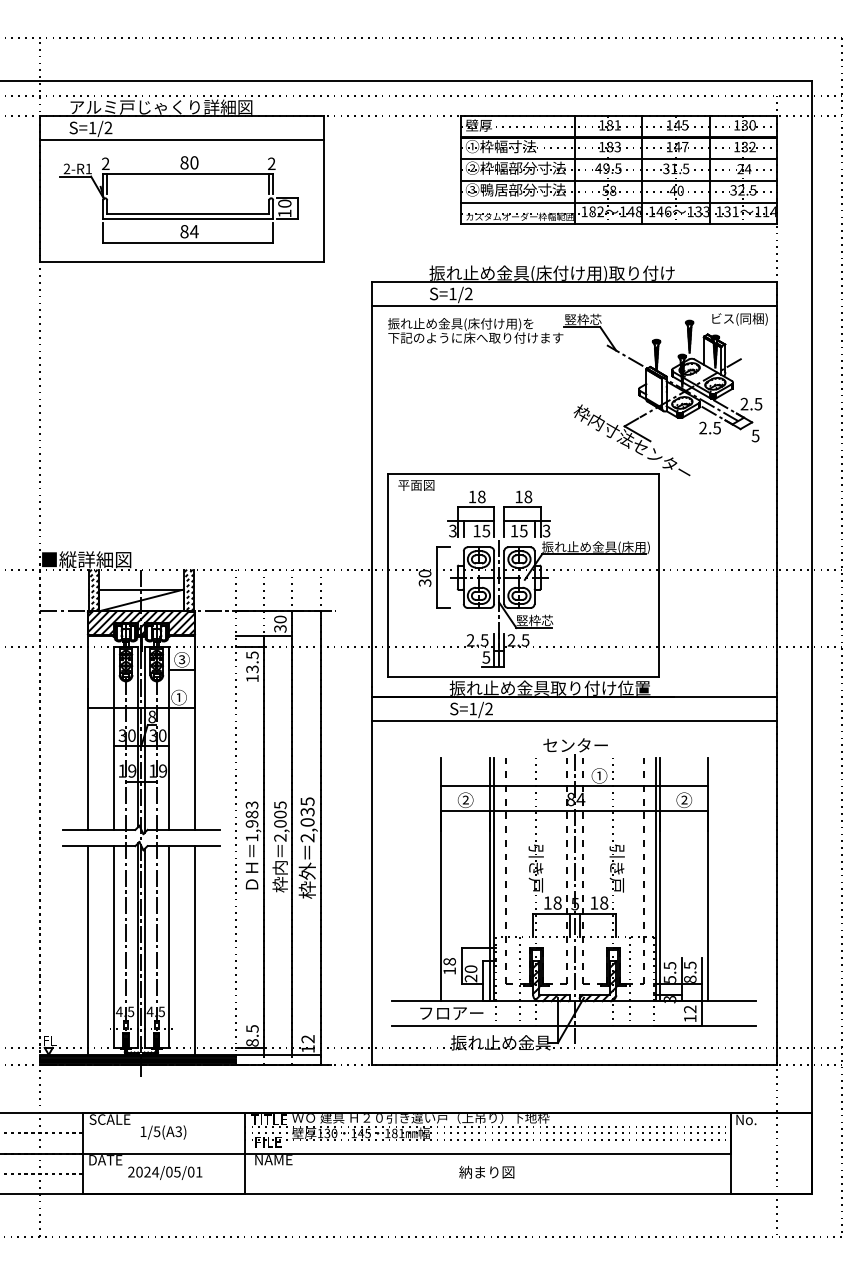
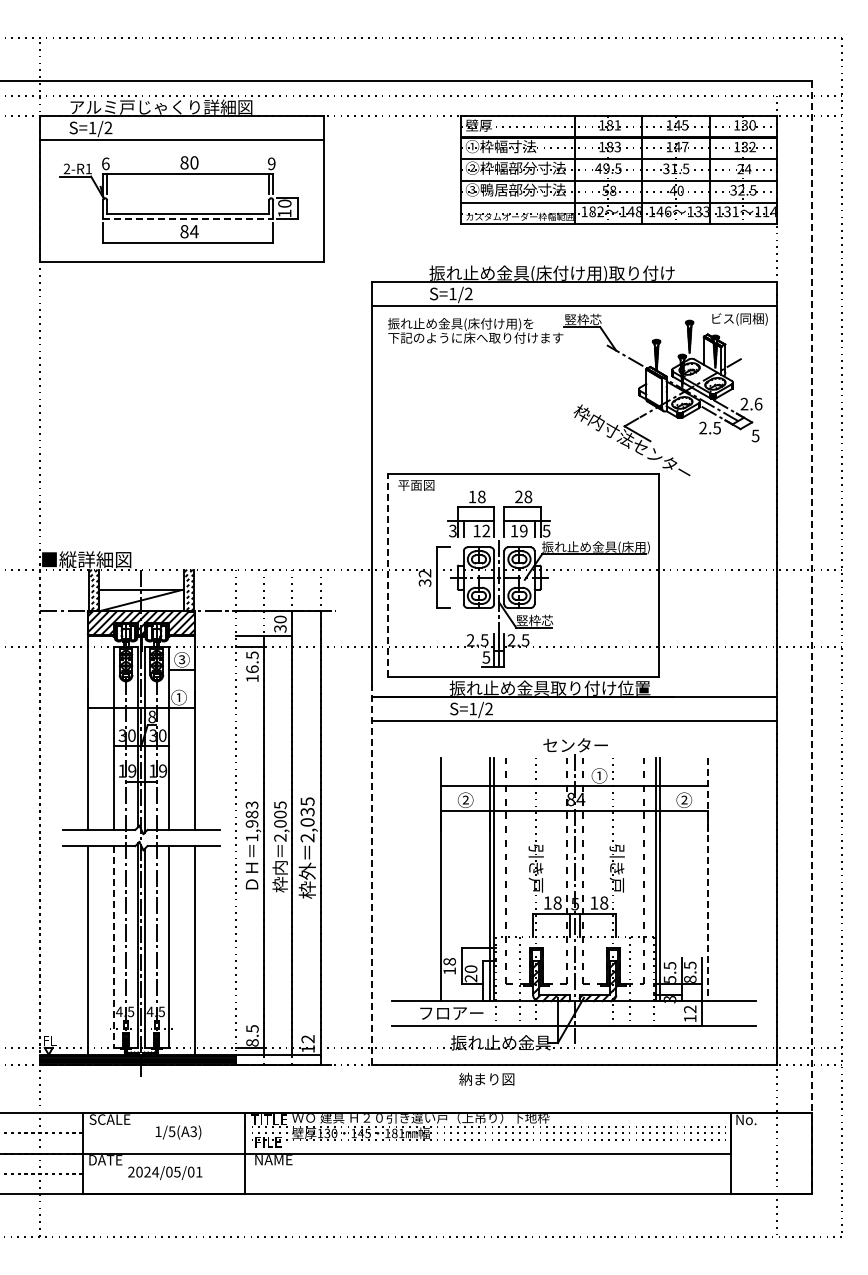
text: 2 -> 6 (105, 163)
text: 2 -> 9 (271, 164)
line: solid -> dashed (188, 218)
text: 2.5 -> 2.6 (758, 403)
text: 18 -> 28 (518, 496)
text: 15 -> 12 (486, 530)
text: 15 -> 19 (523, 530)
text: 3 -> 5 (546, 530)
text: 30 -> 32 (425, 573)
line: solid -> dashed (387, 574)
line: solid -> dashed (811, 637)
text: 13.5 -> 16.5 (252, 669)
line: solid -> dashed (372, 875)
line: solid -> dashed (708, 879)
line: solid -> dashed (113, 947)
text position: (163, 1132) -> (178, 1132) (178, 1132)
text position: (486, 1171) -> (486, 1078) (486, 1078)
